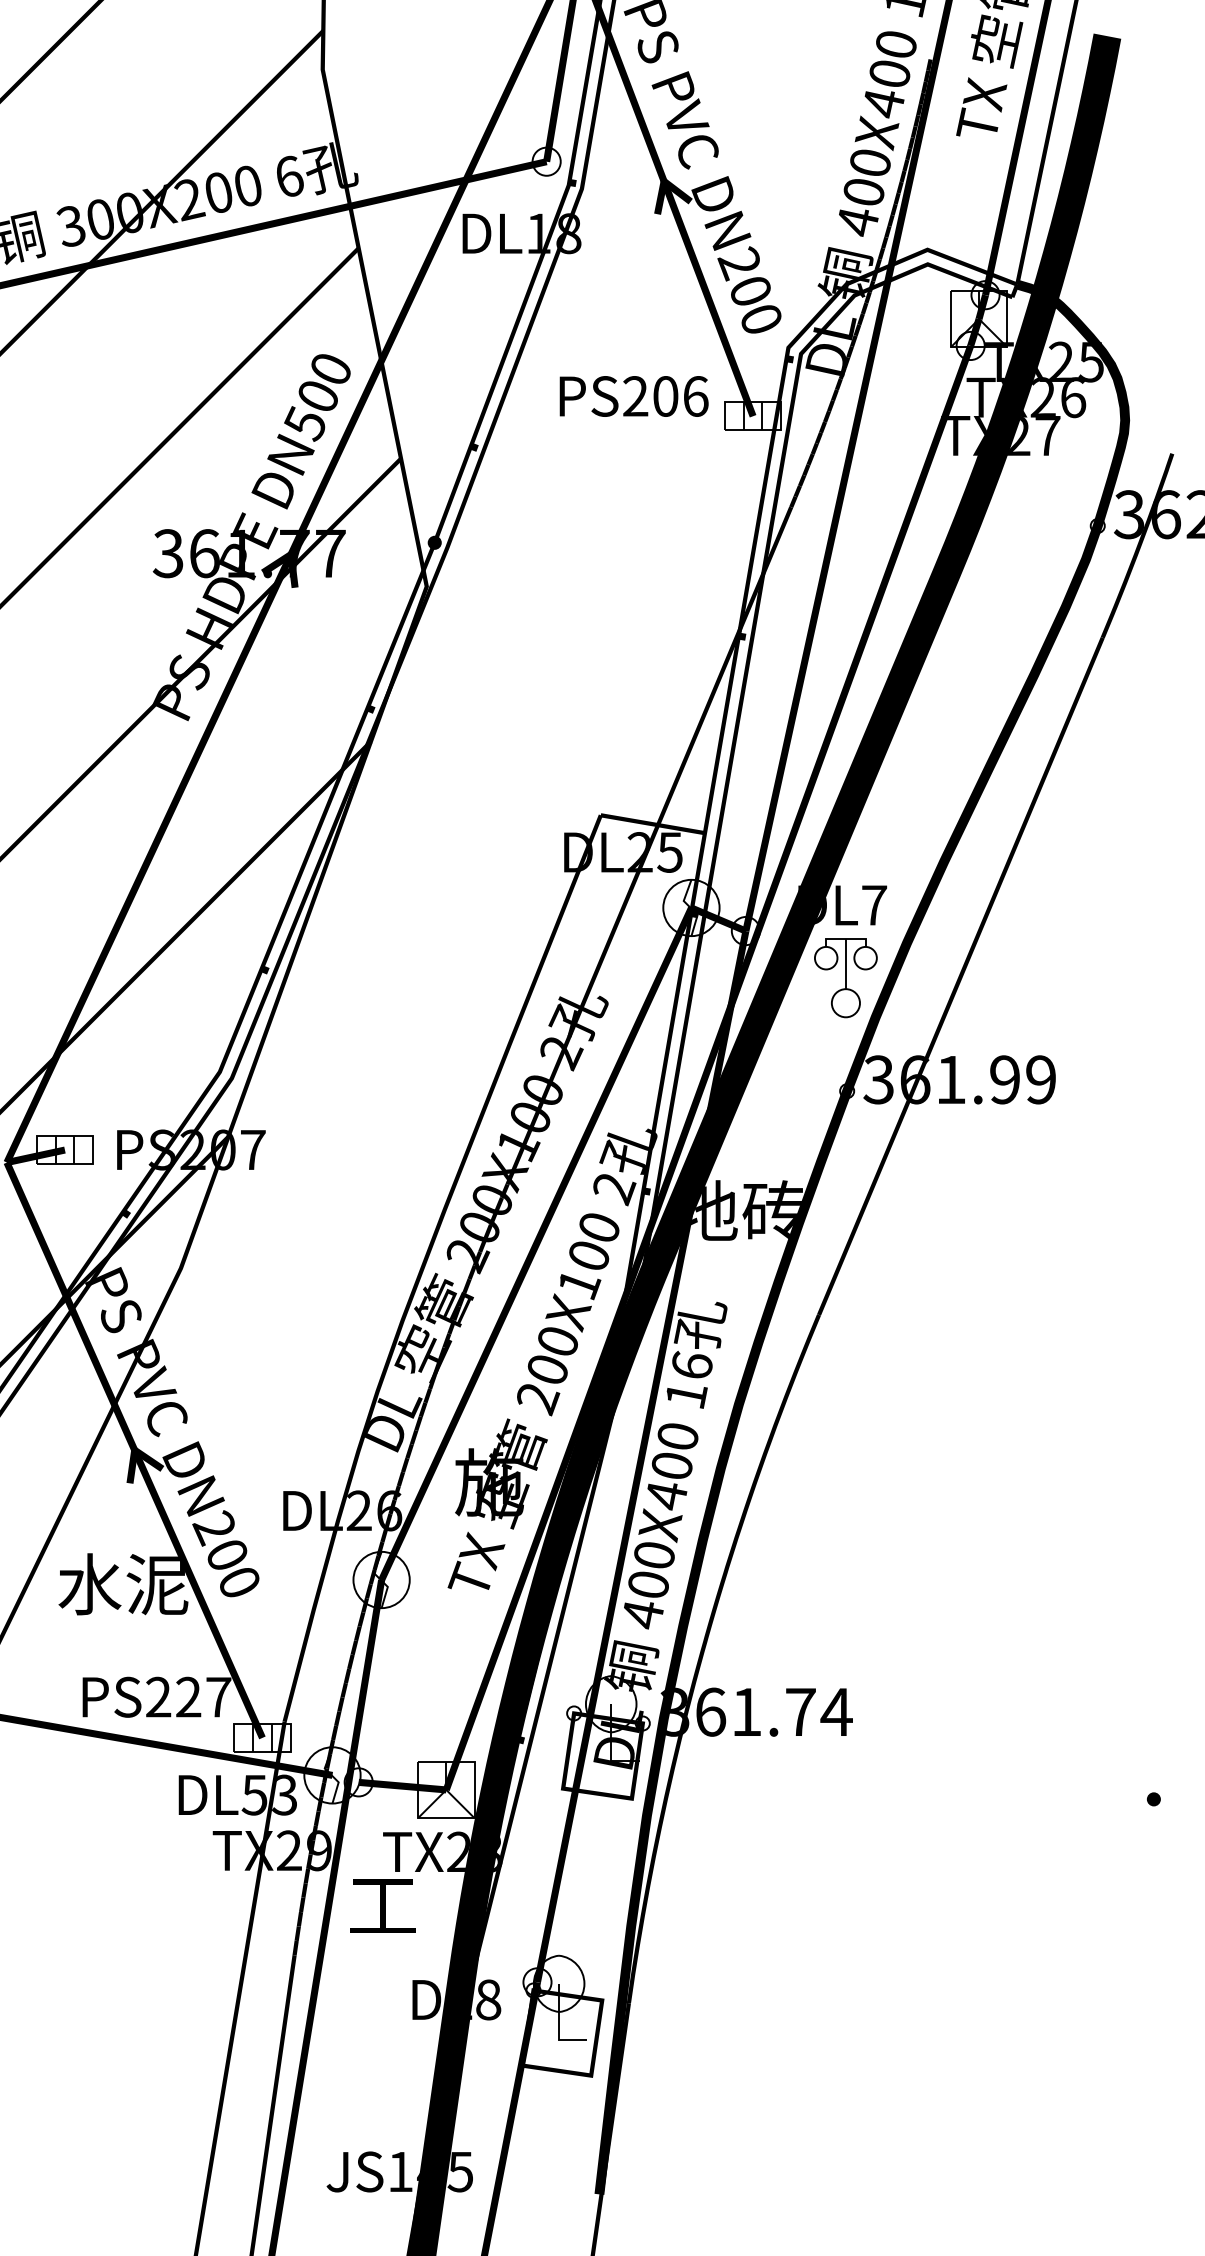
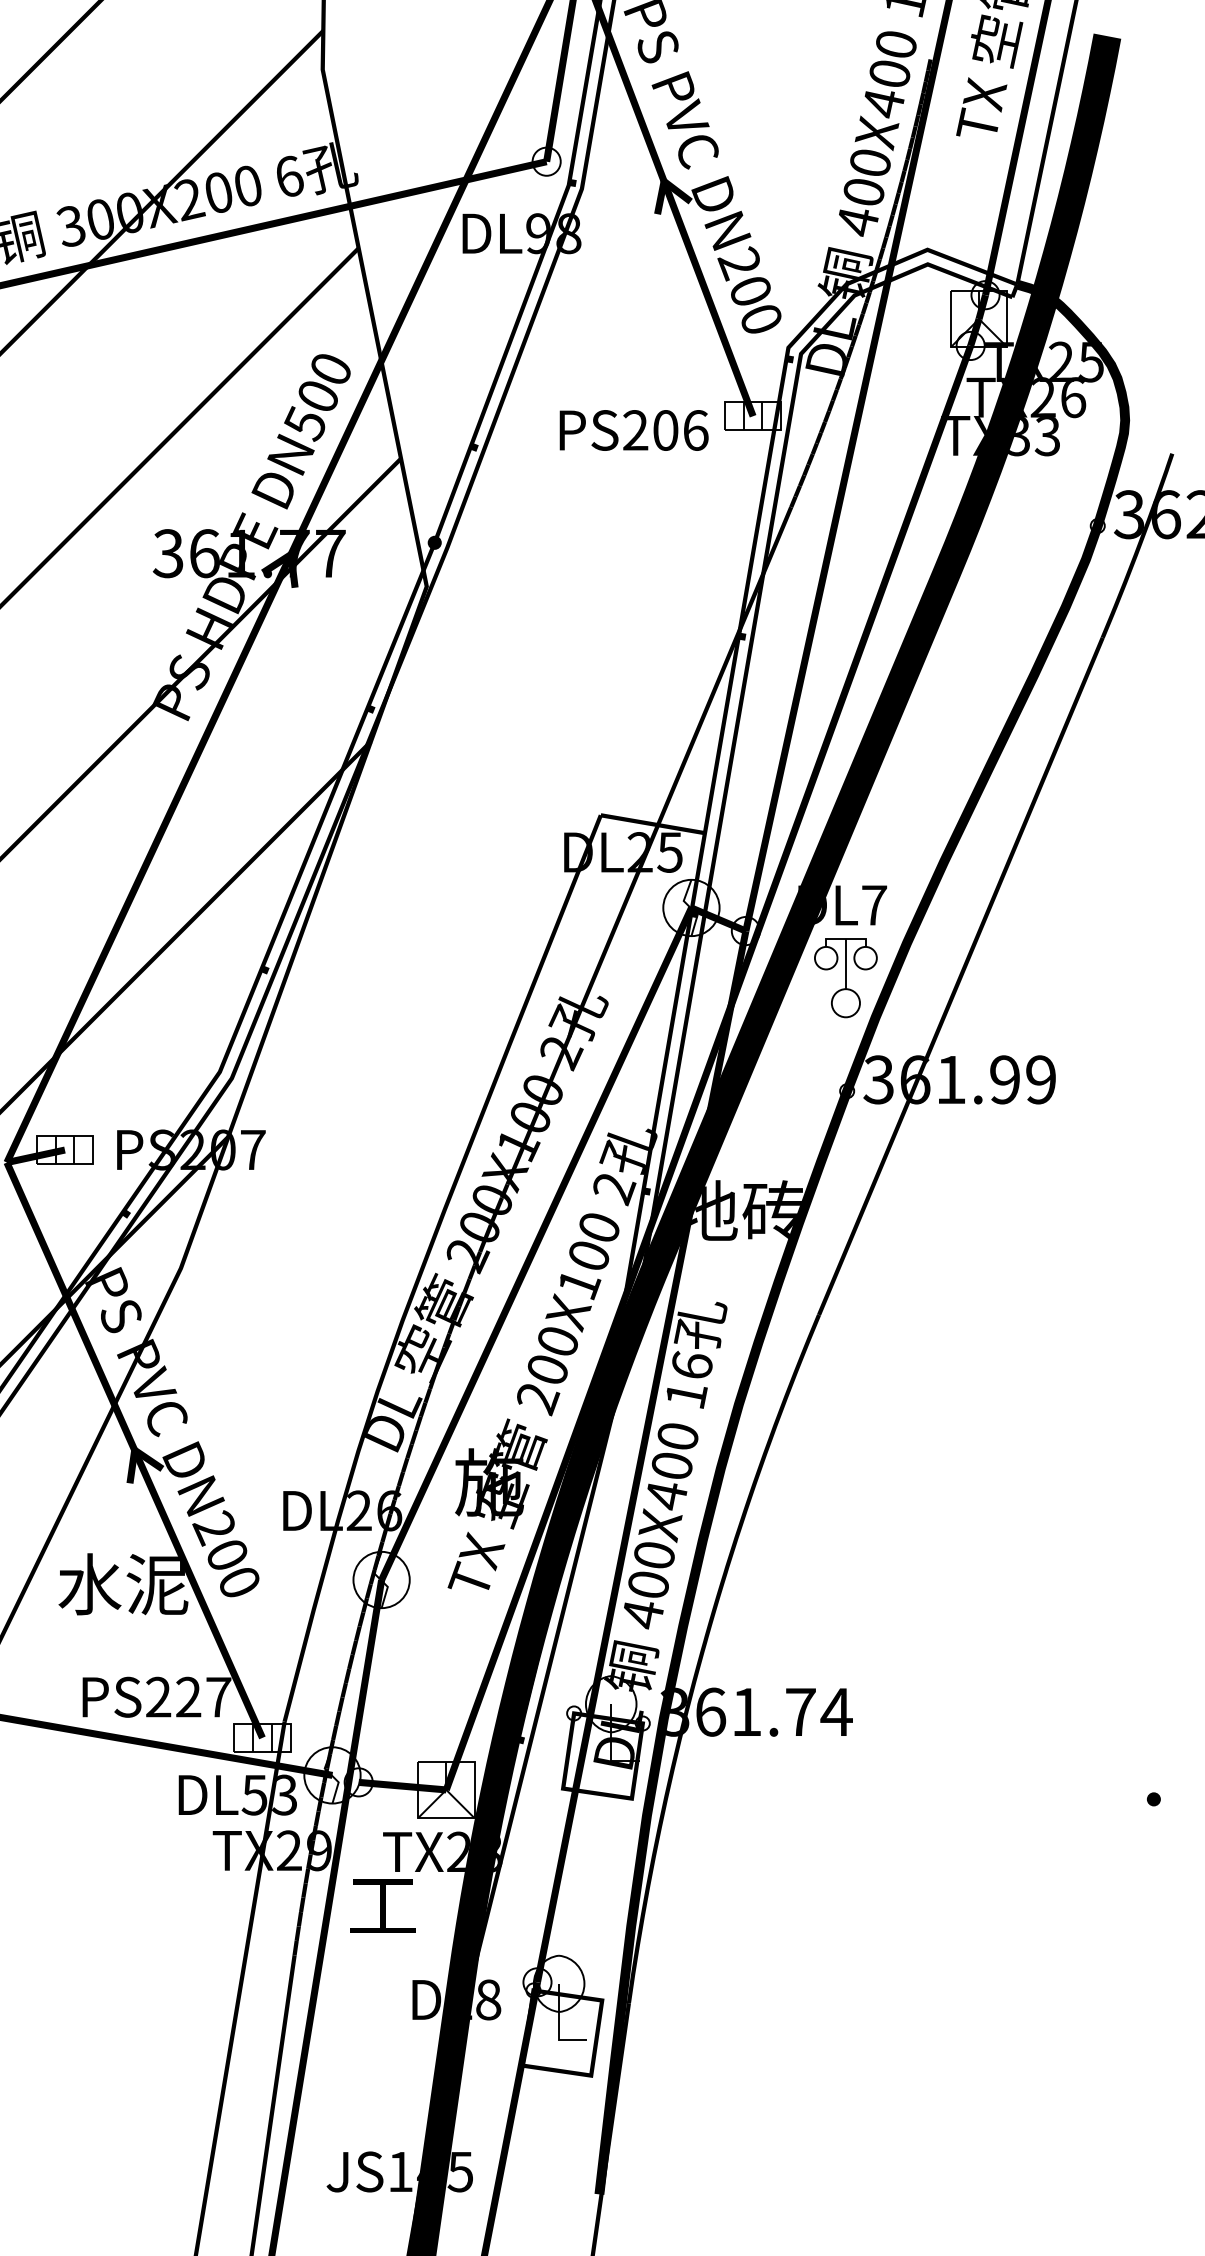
text: DL18 -> DL98 (538, 233)
text position: (633, 396) -> (633, 430) (633, 430)
text: TX27 -> TX33 (1033, 436)
